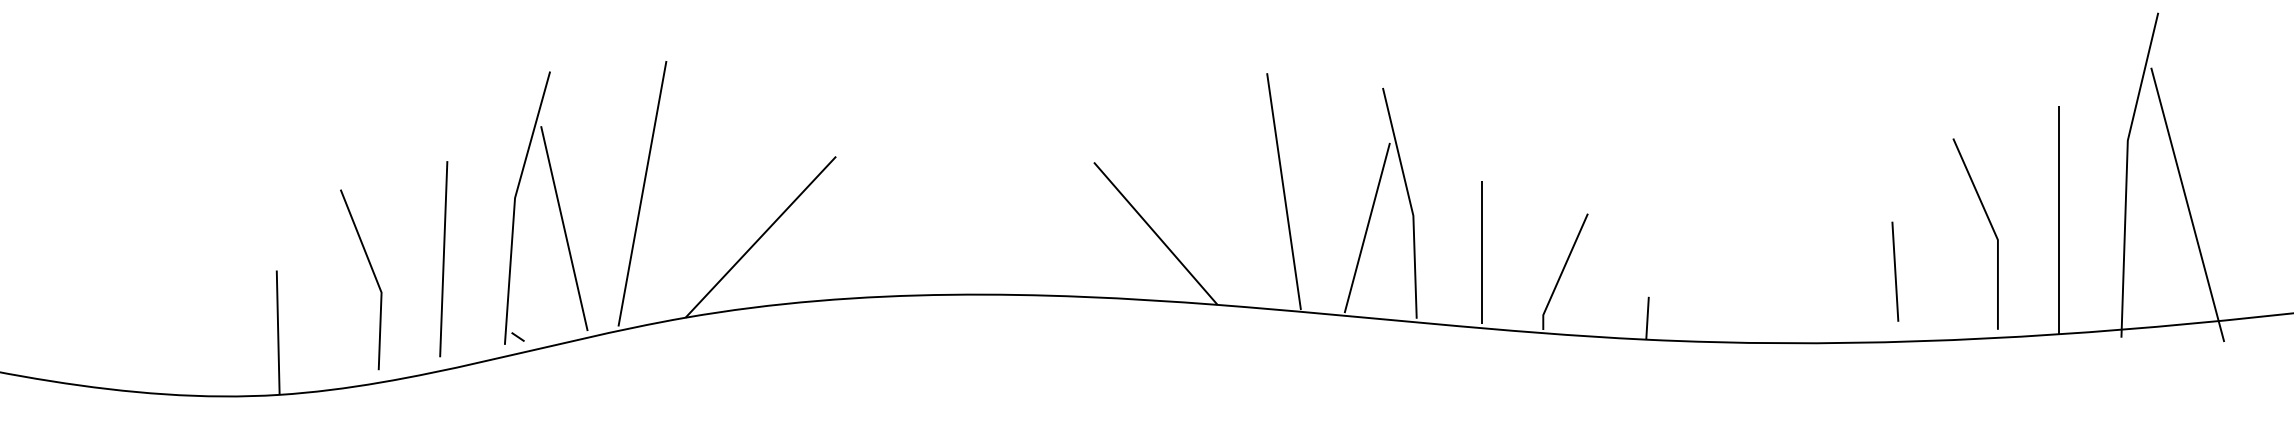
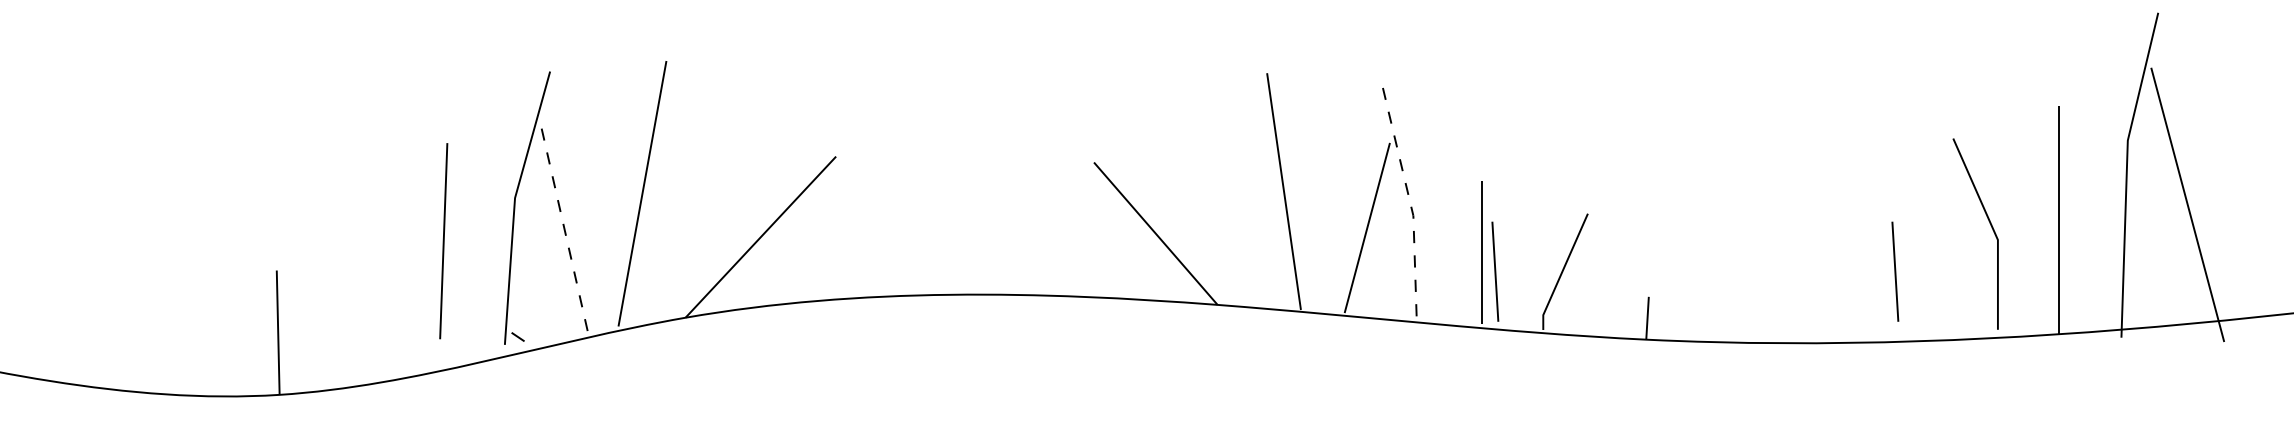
line: solid -> dashed (1410, 203)
line: solid -> dashed (564, 228)
line position: (443, 259) -> (443, 241) (443, 241)
line: none -> present (1495, 271)
line: present -> none (373, 275)
